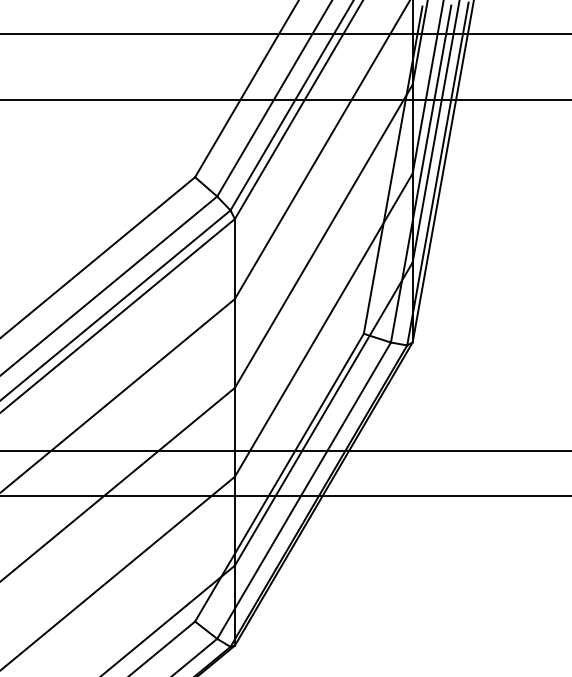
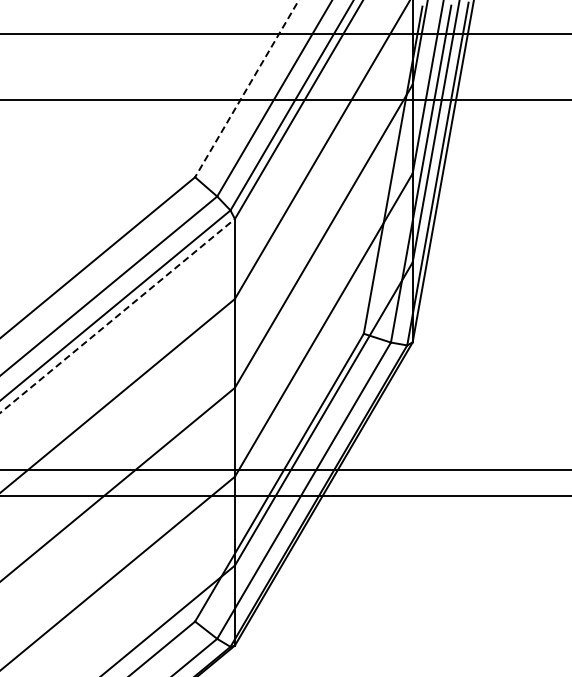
line: solid -> dashed (246, 89)
line: solid -> dashed (118, 315)
line position: (285, 450) -> (285, 469) (285, 469)
